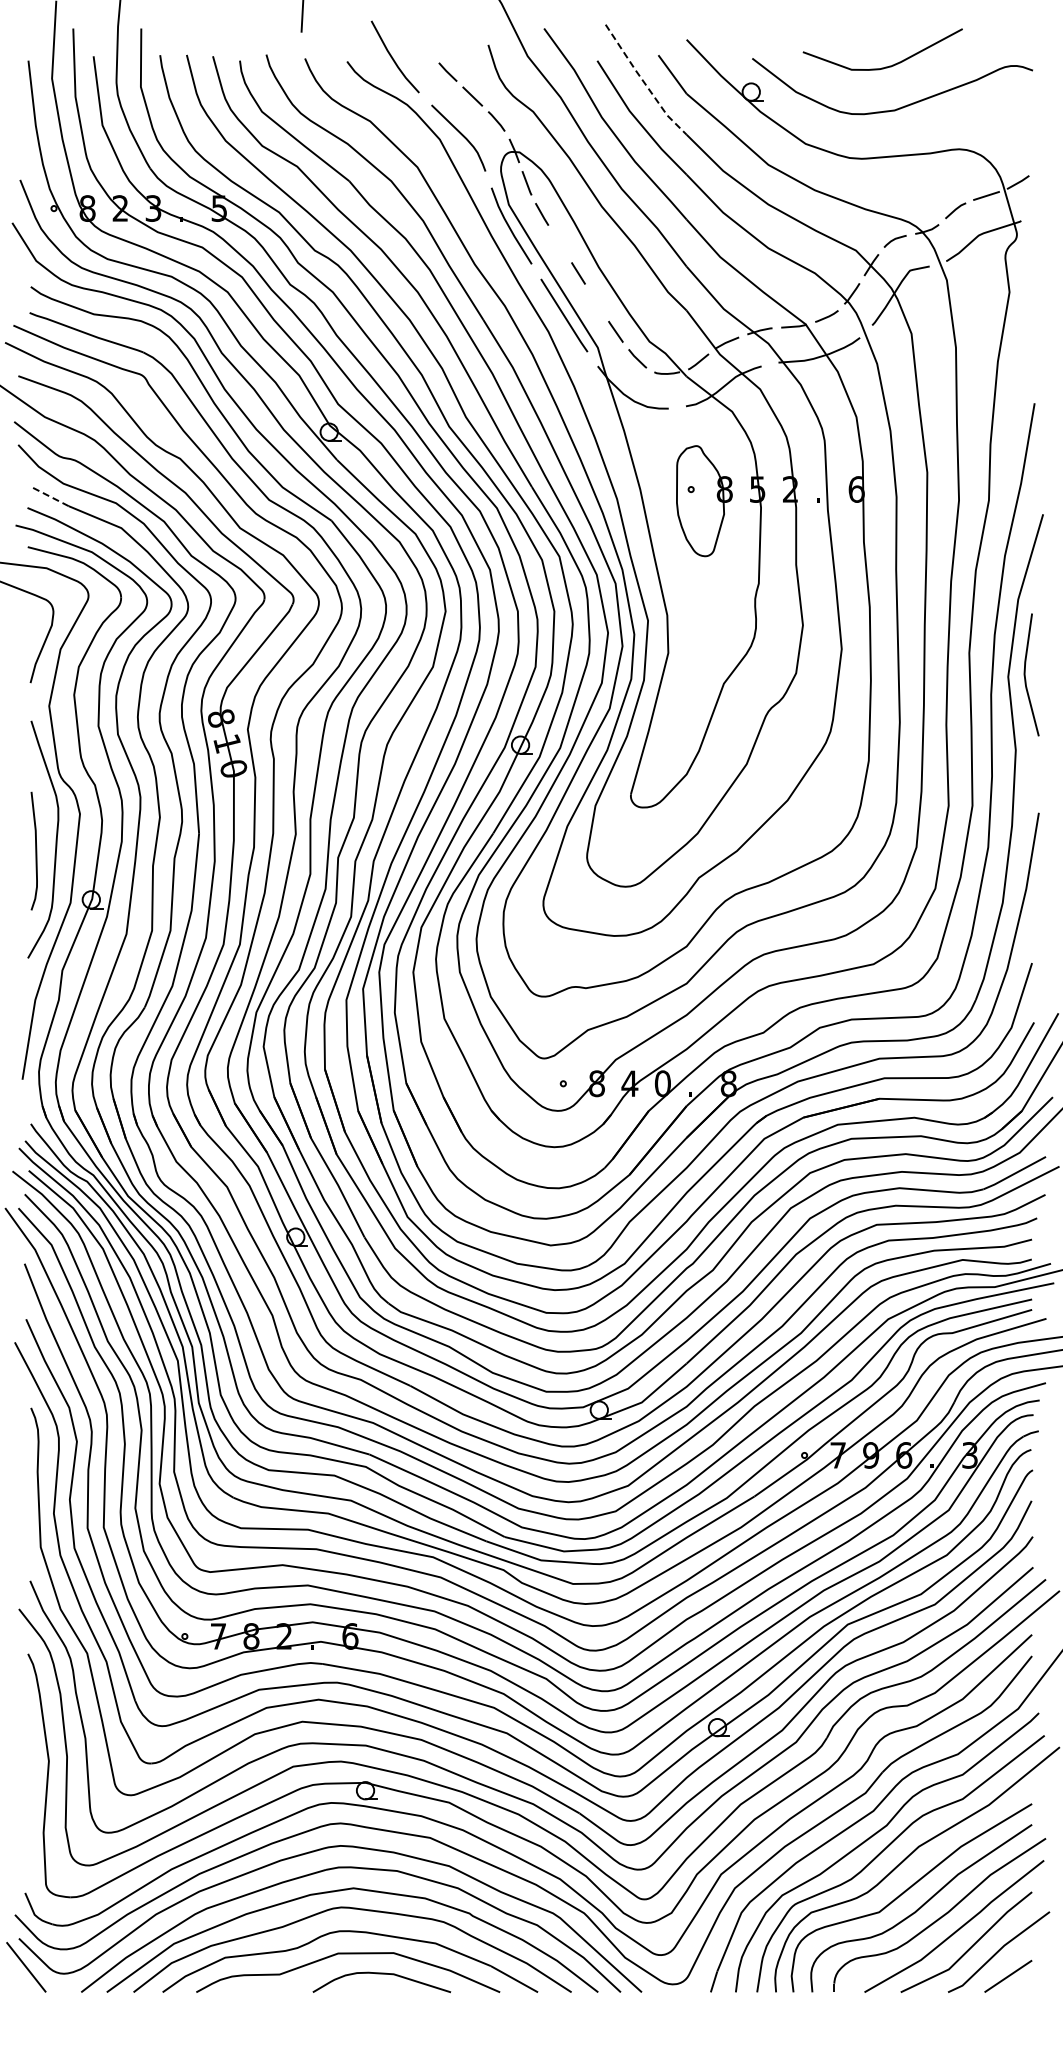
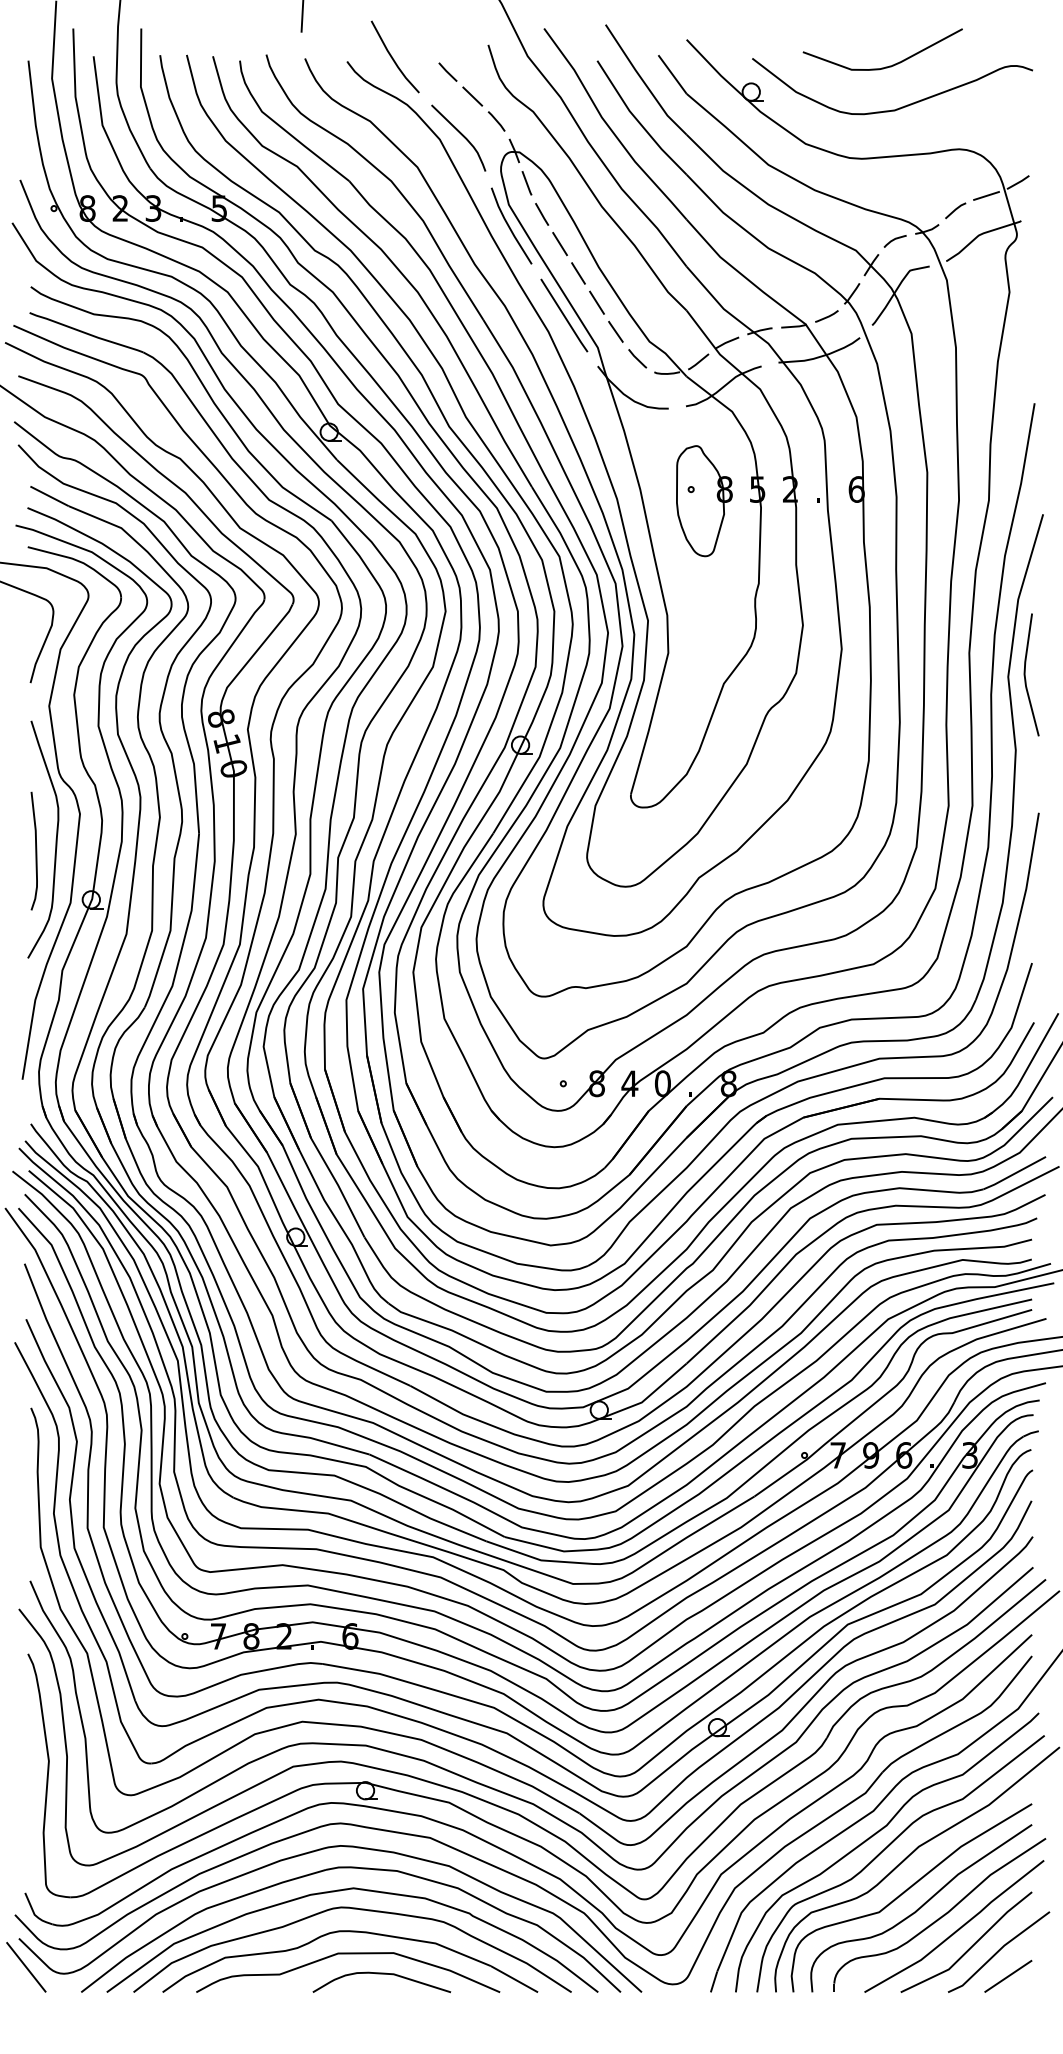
line: dashed -> solid (644, 82)
line: none -> present (559, 244)
line: none -> present (596, 302)
line: dashed -> solid (49, 496)
